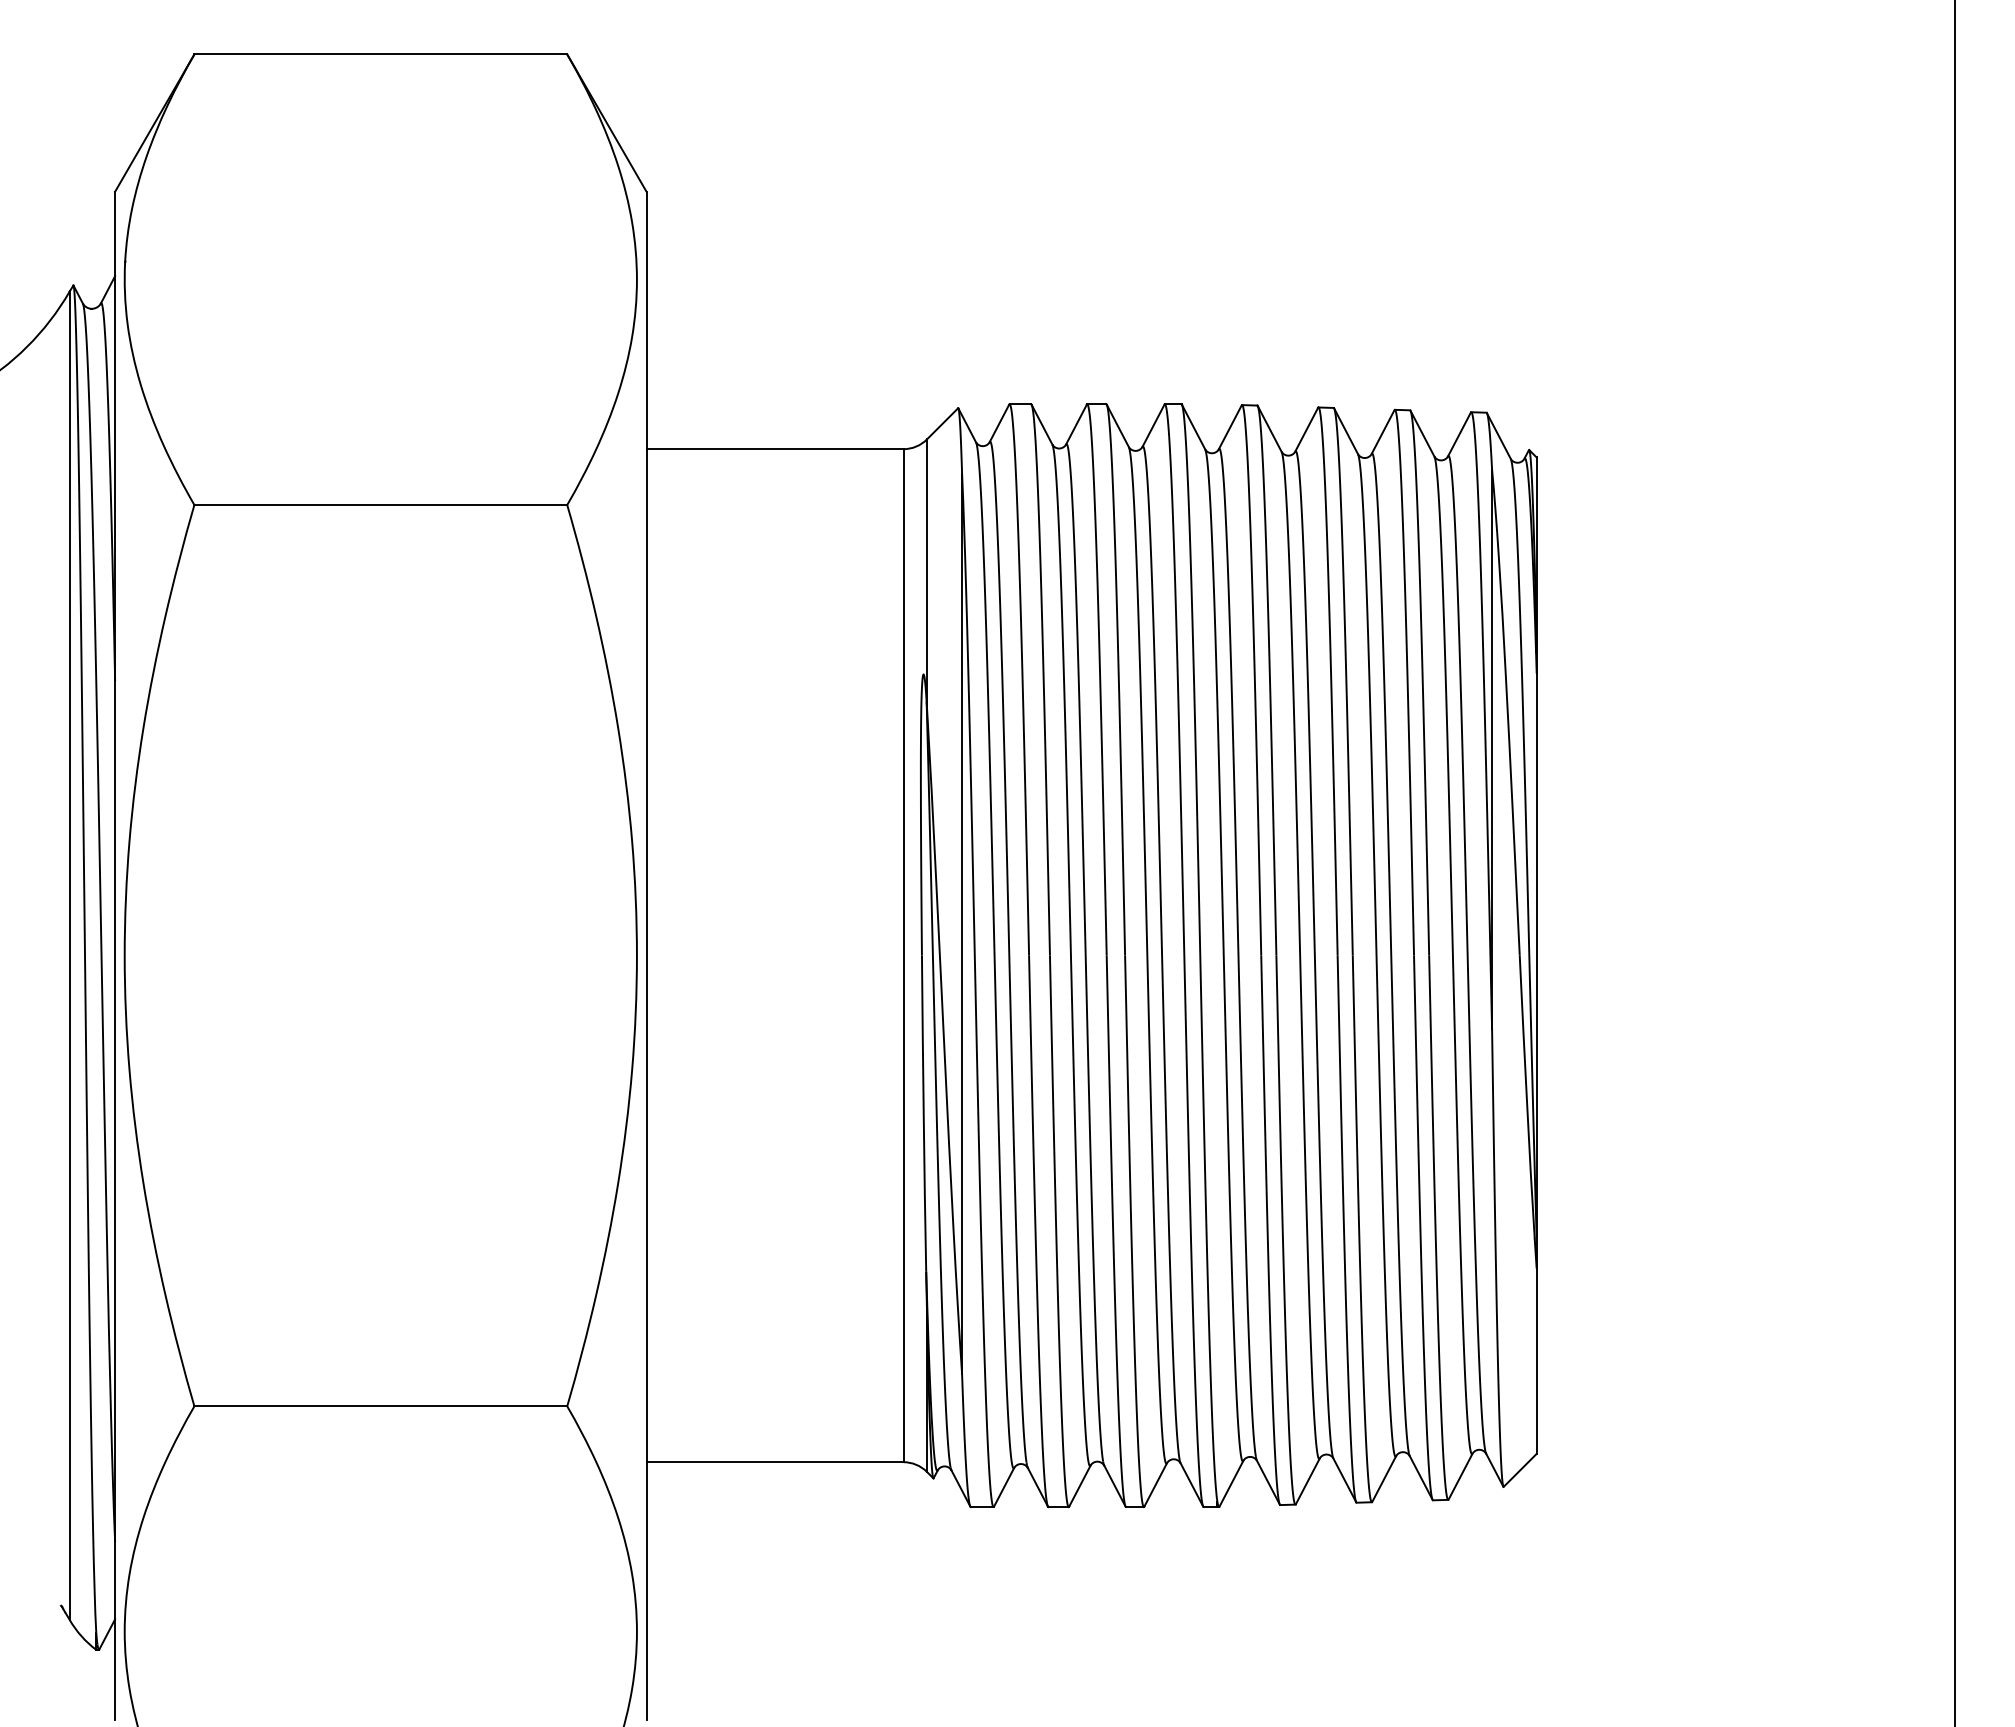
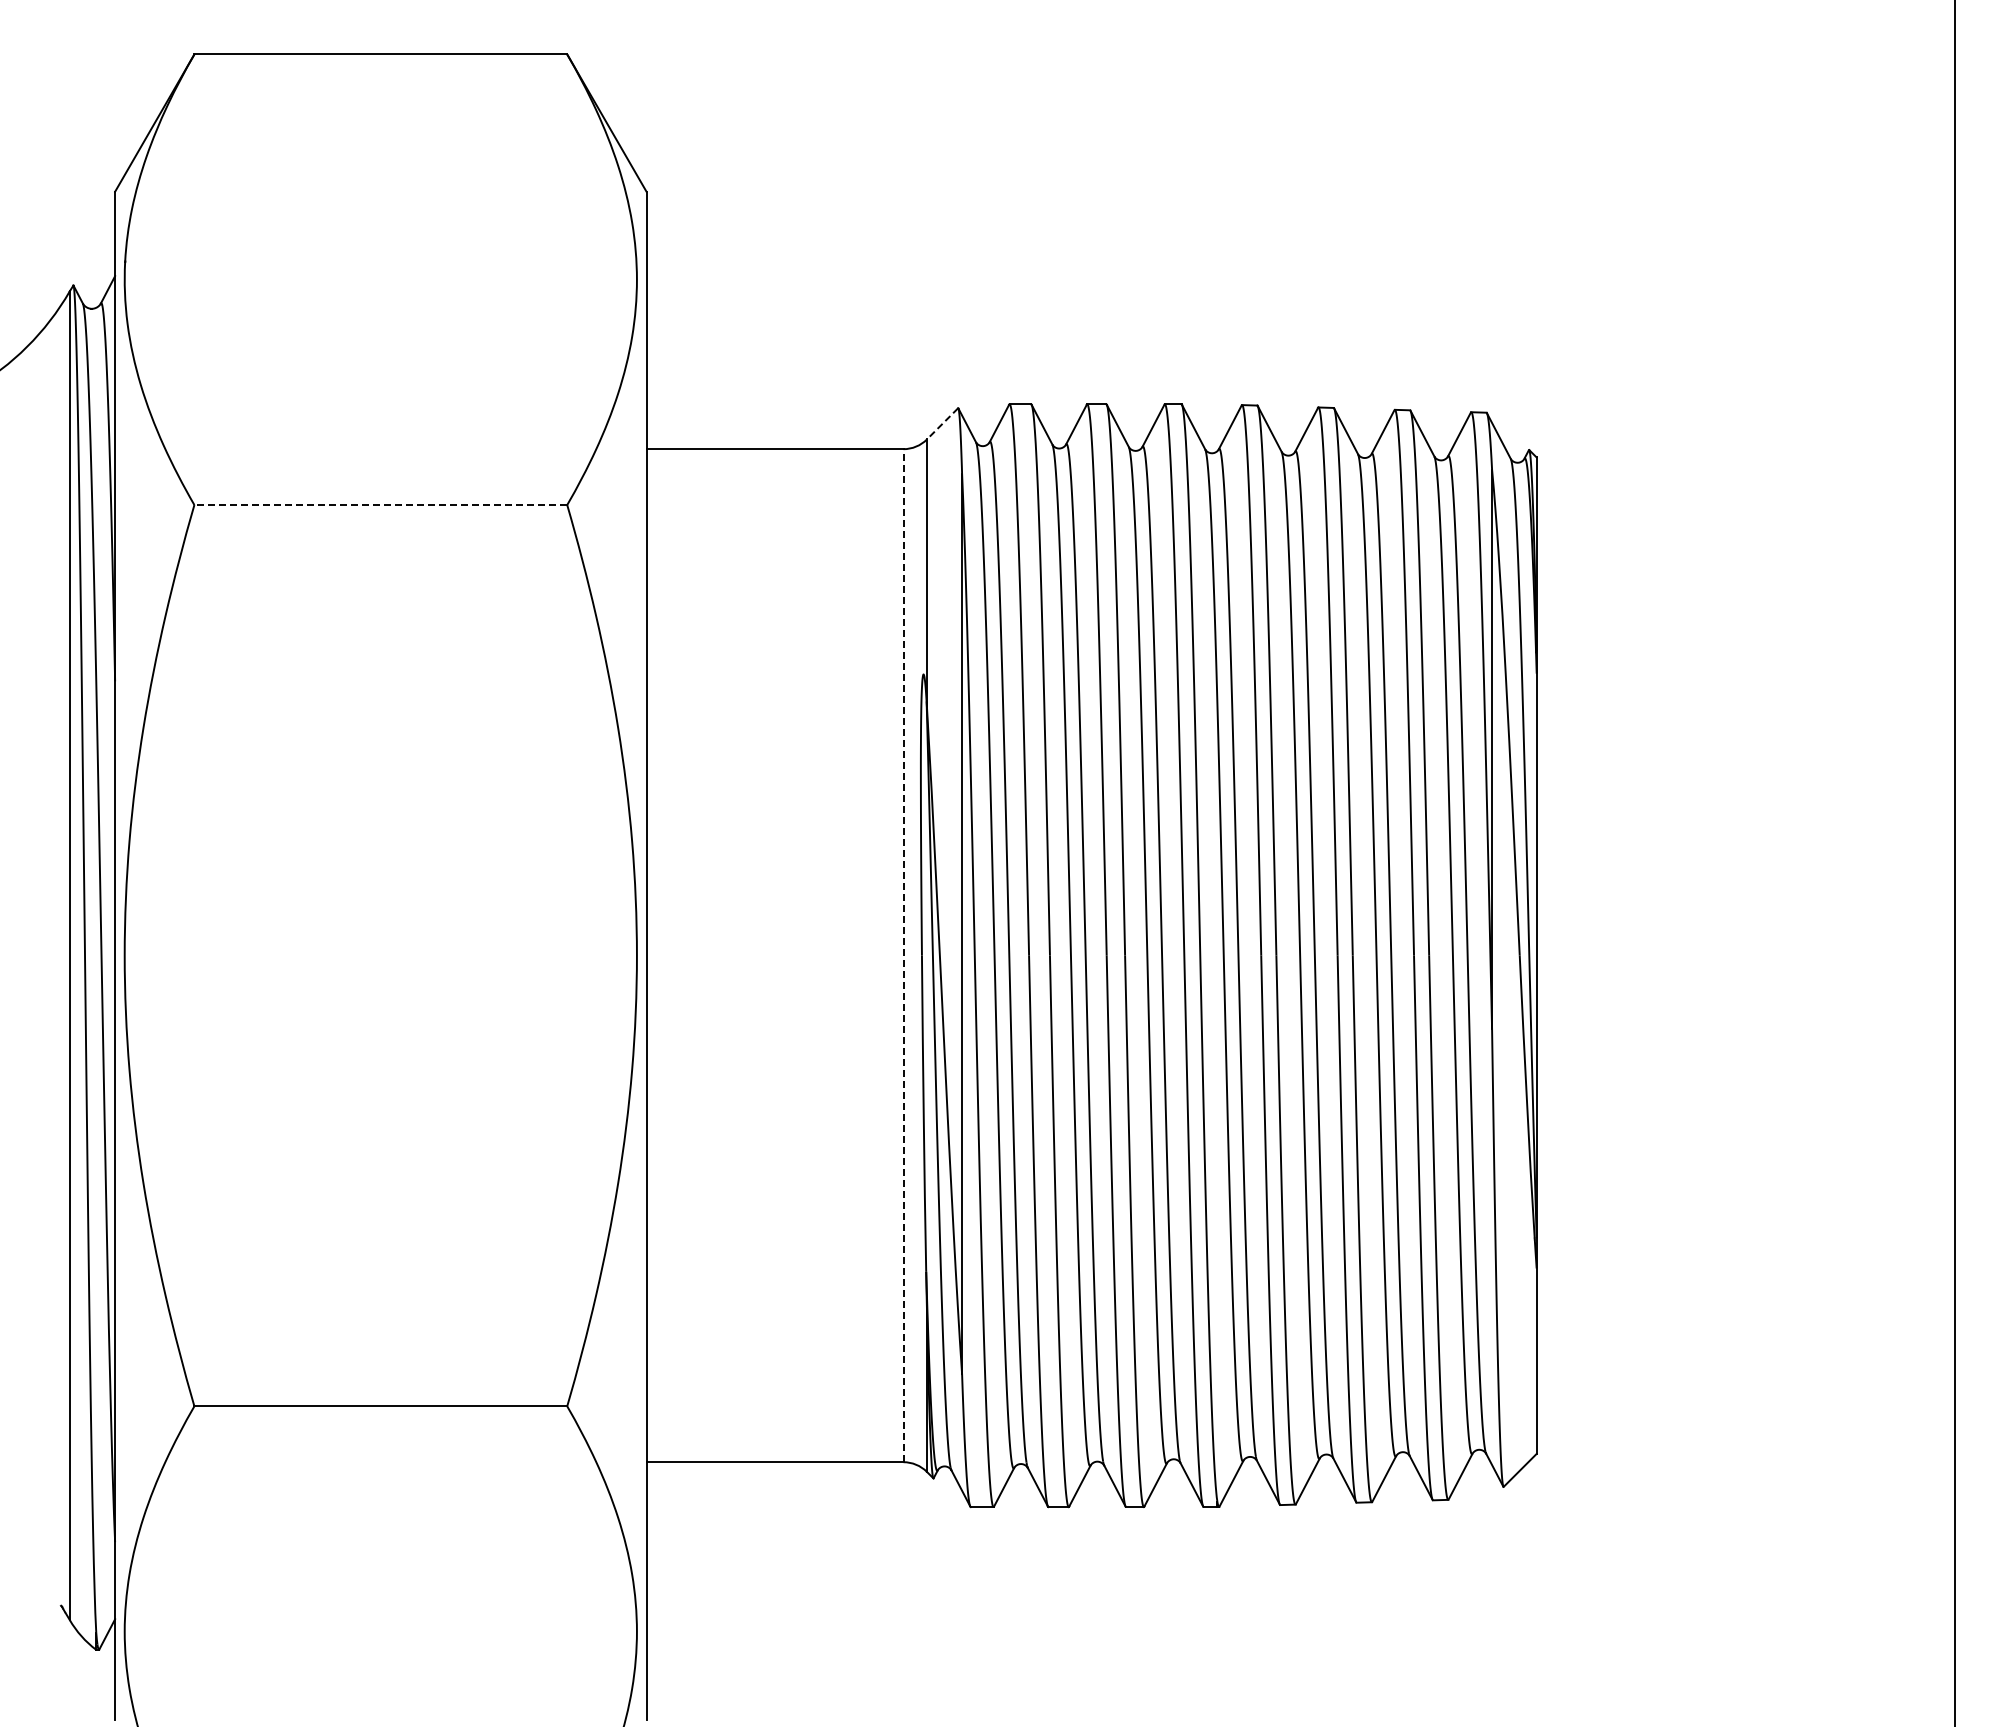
line: solid -> dashed (942, 424)
line: solid -> dashed (380, 505)
line: solid -> dashed (903, 955)
